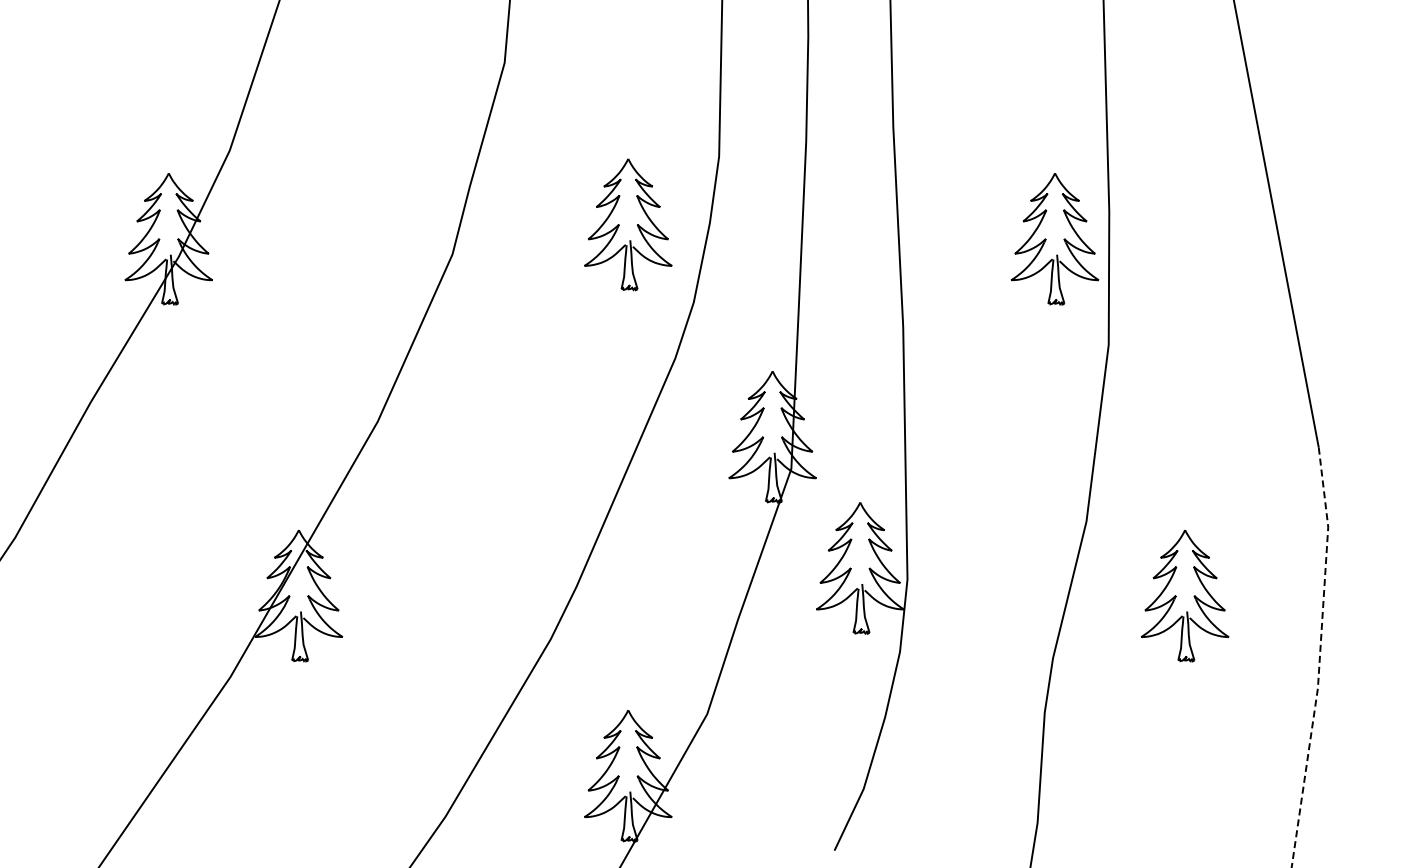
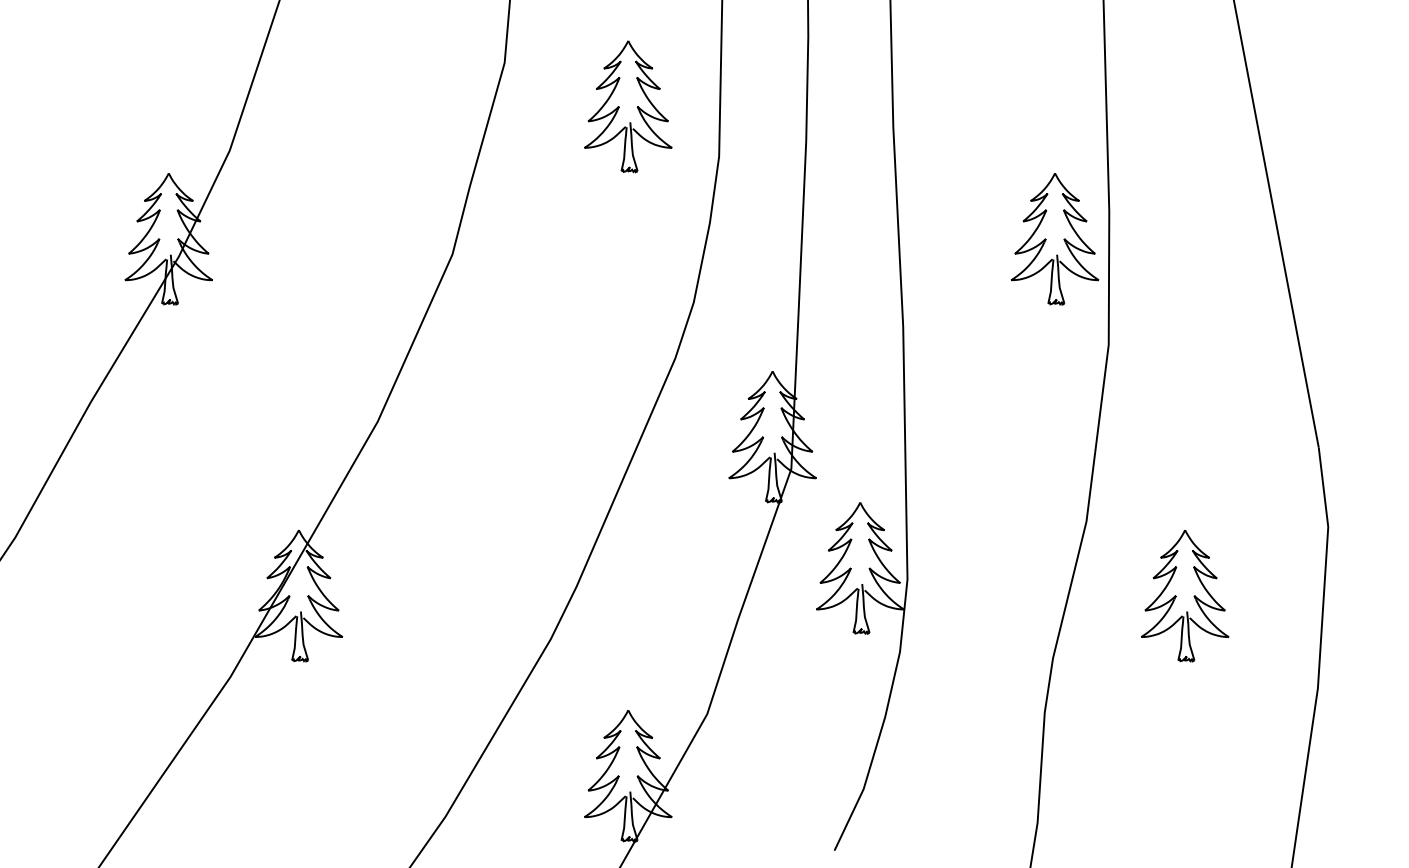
part position: (628, 224) -> (628, 106) (628, 106)
line: dashed -> solid (1319, 658)
